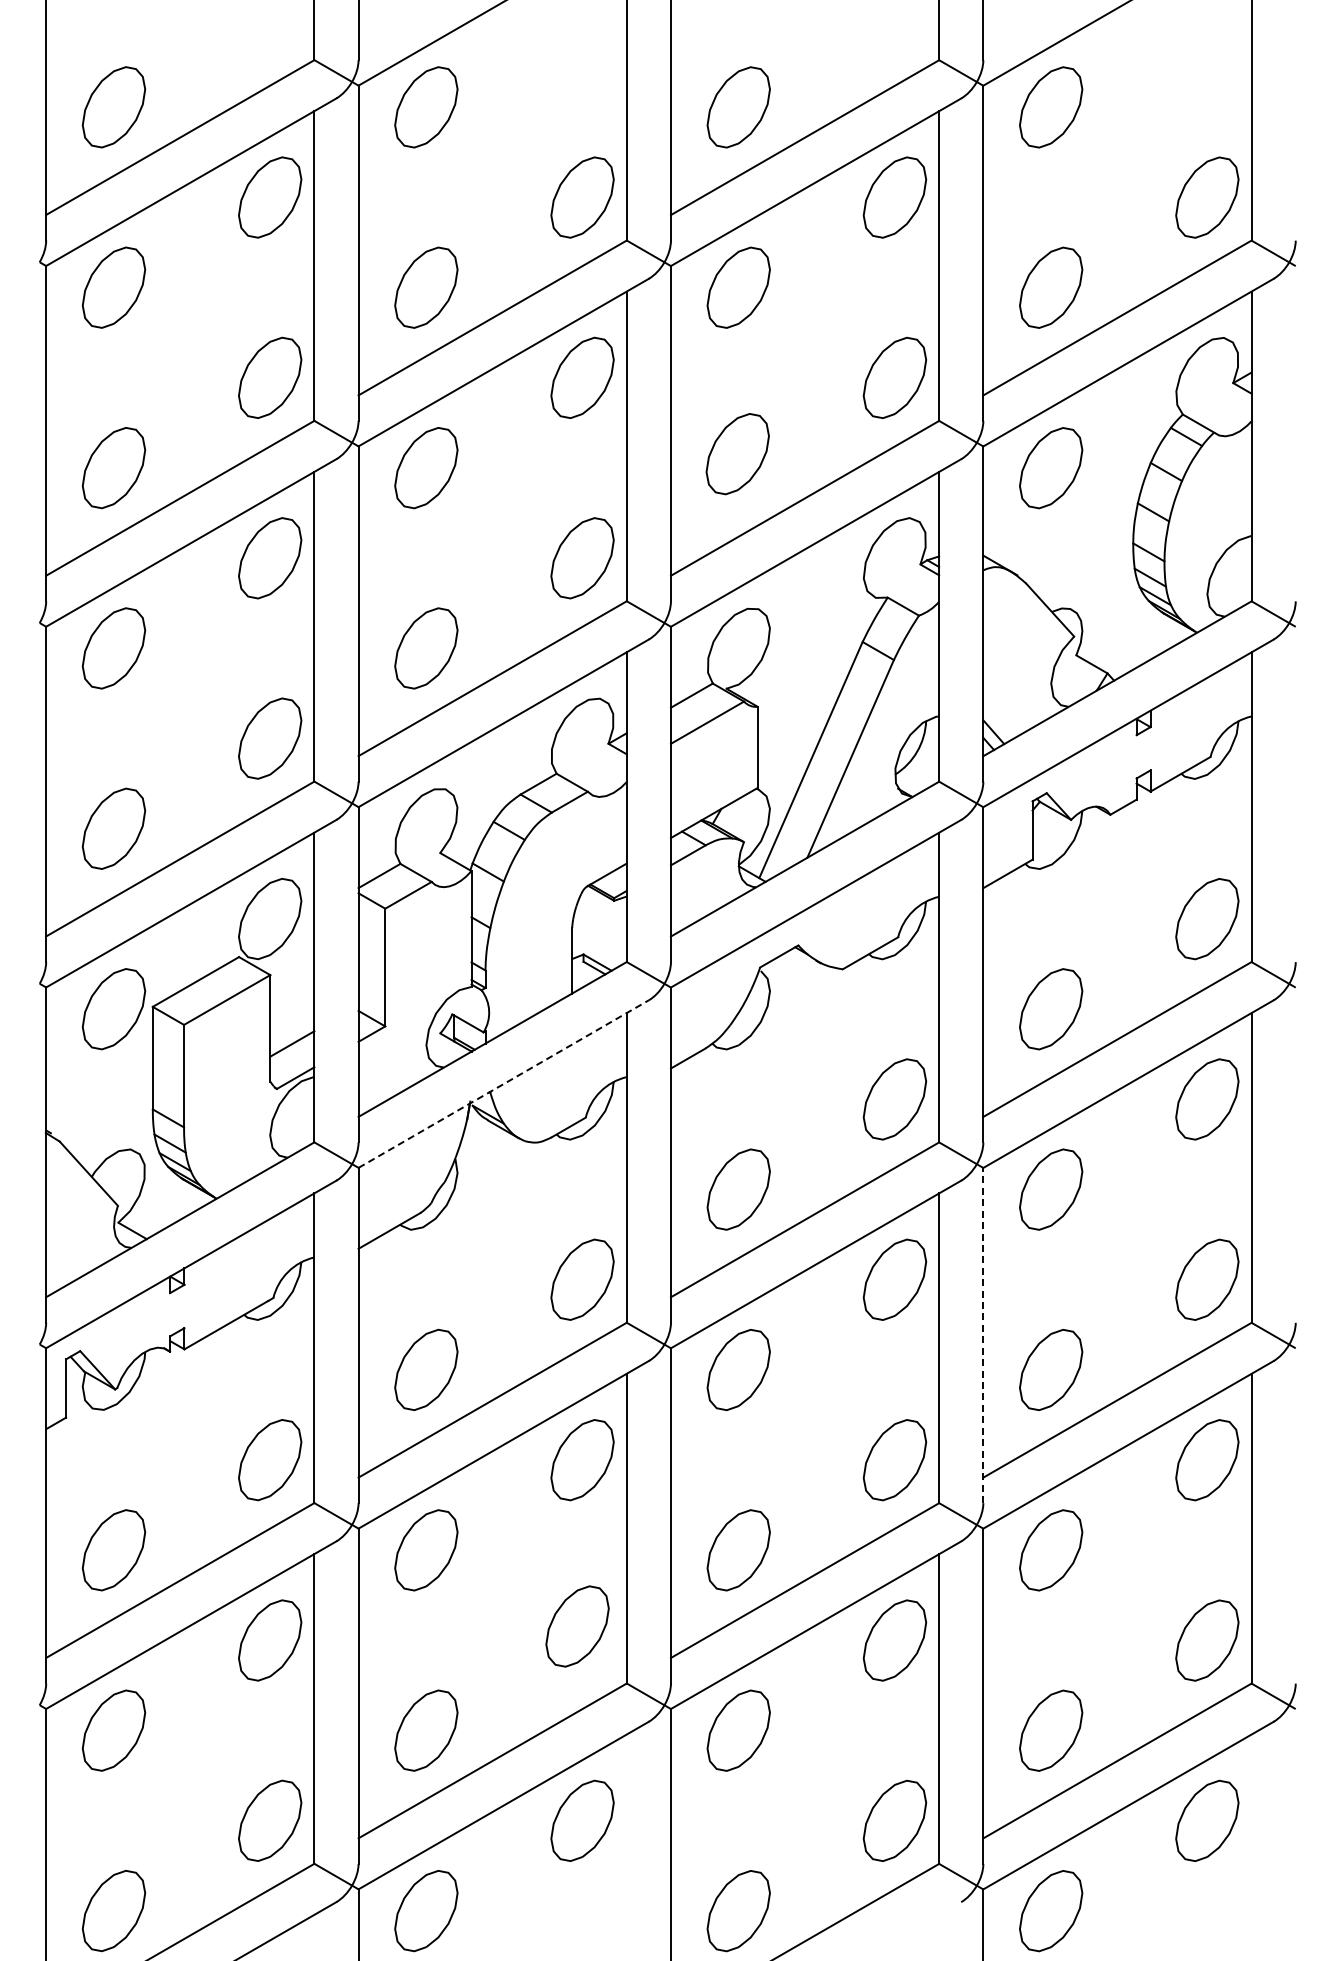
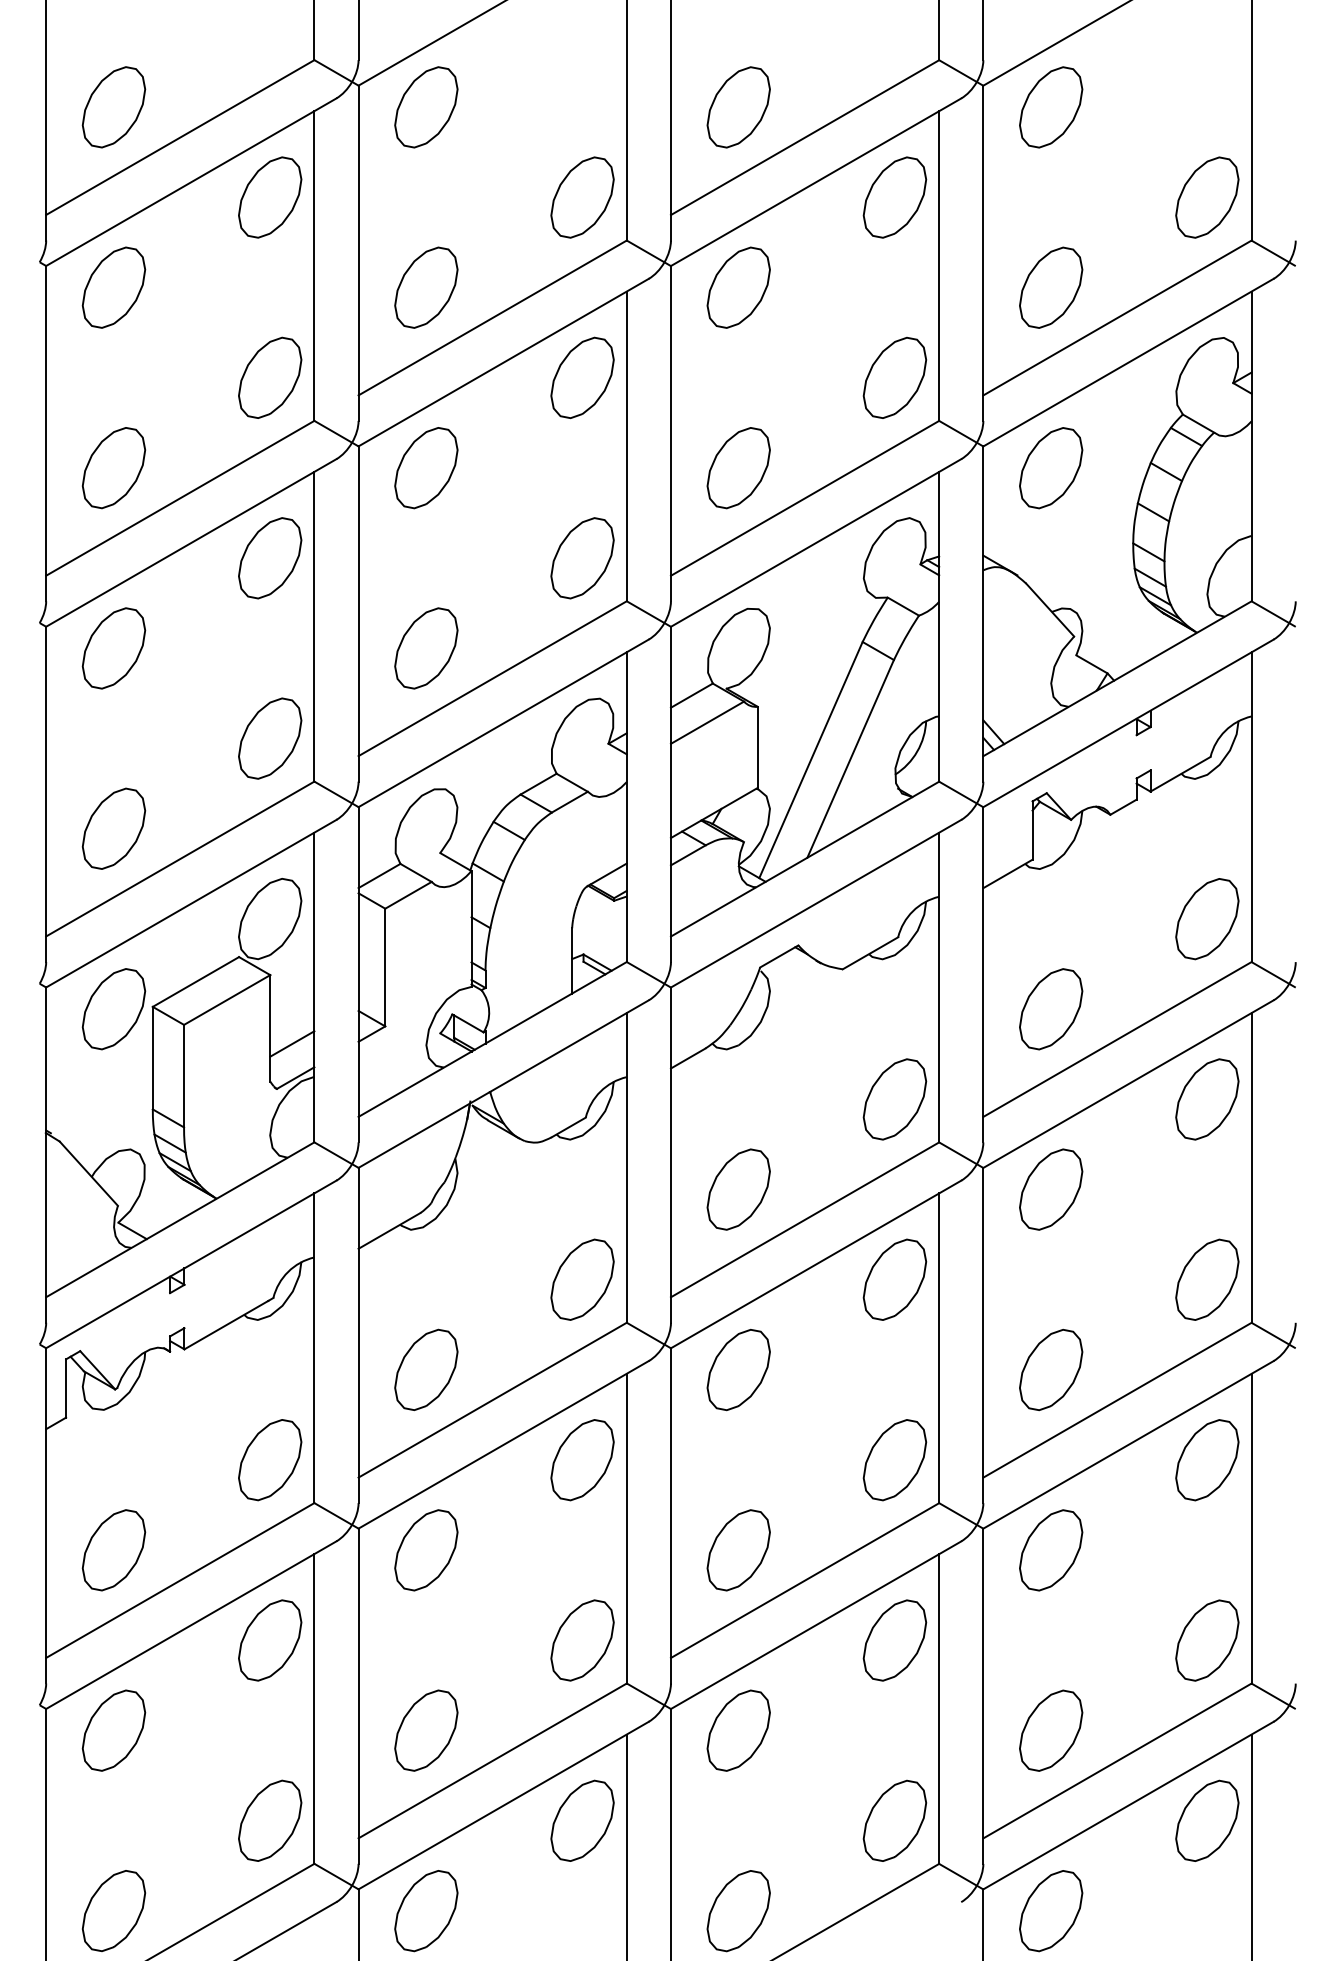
part position: (737, 454) -> (738, 468) (738, 468)
line: dashed -> solid (503, 1084)
line: dashed -> solid (983, 1335)
part position: (577, 1626) -> (582, 1640) (582, 1640)
line: none -> present (626, 1845)
line: none -> present (1251, 1845)
